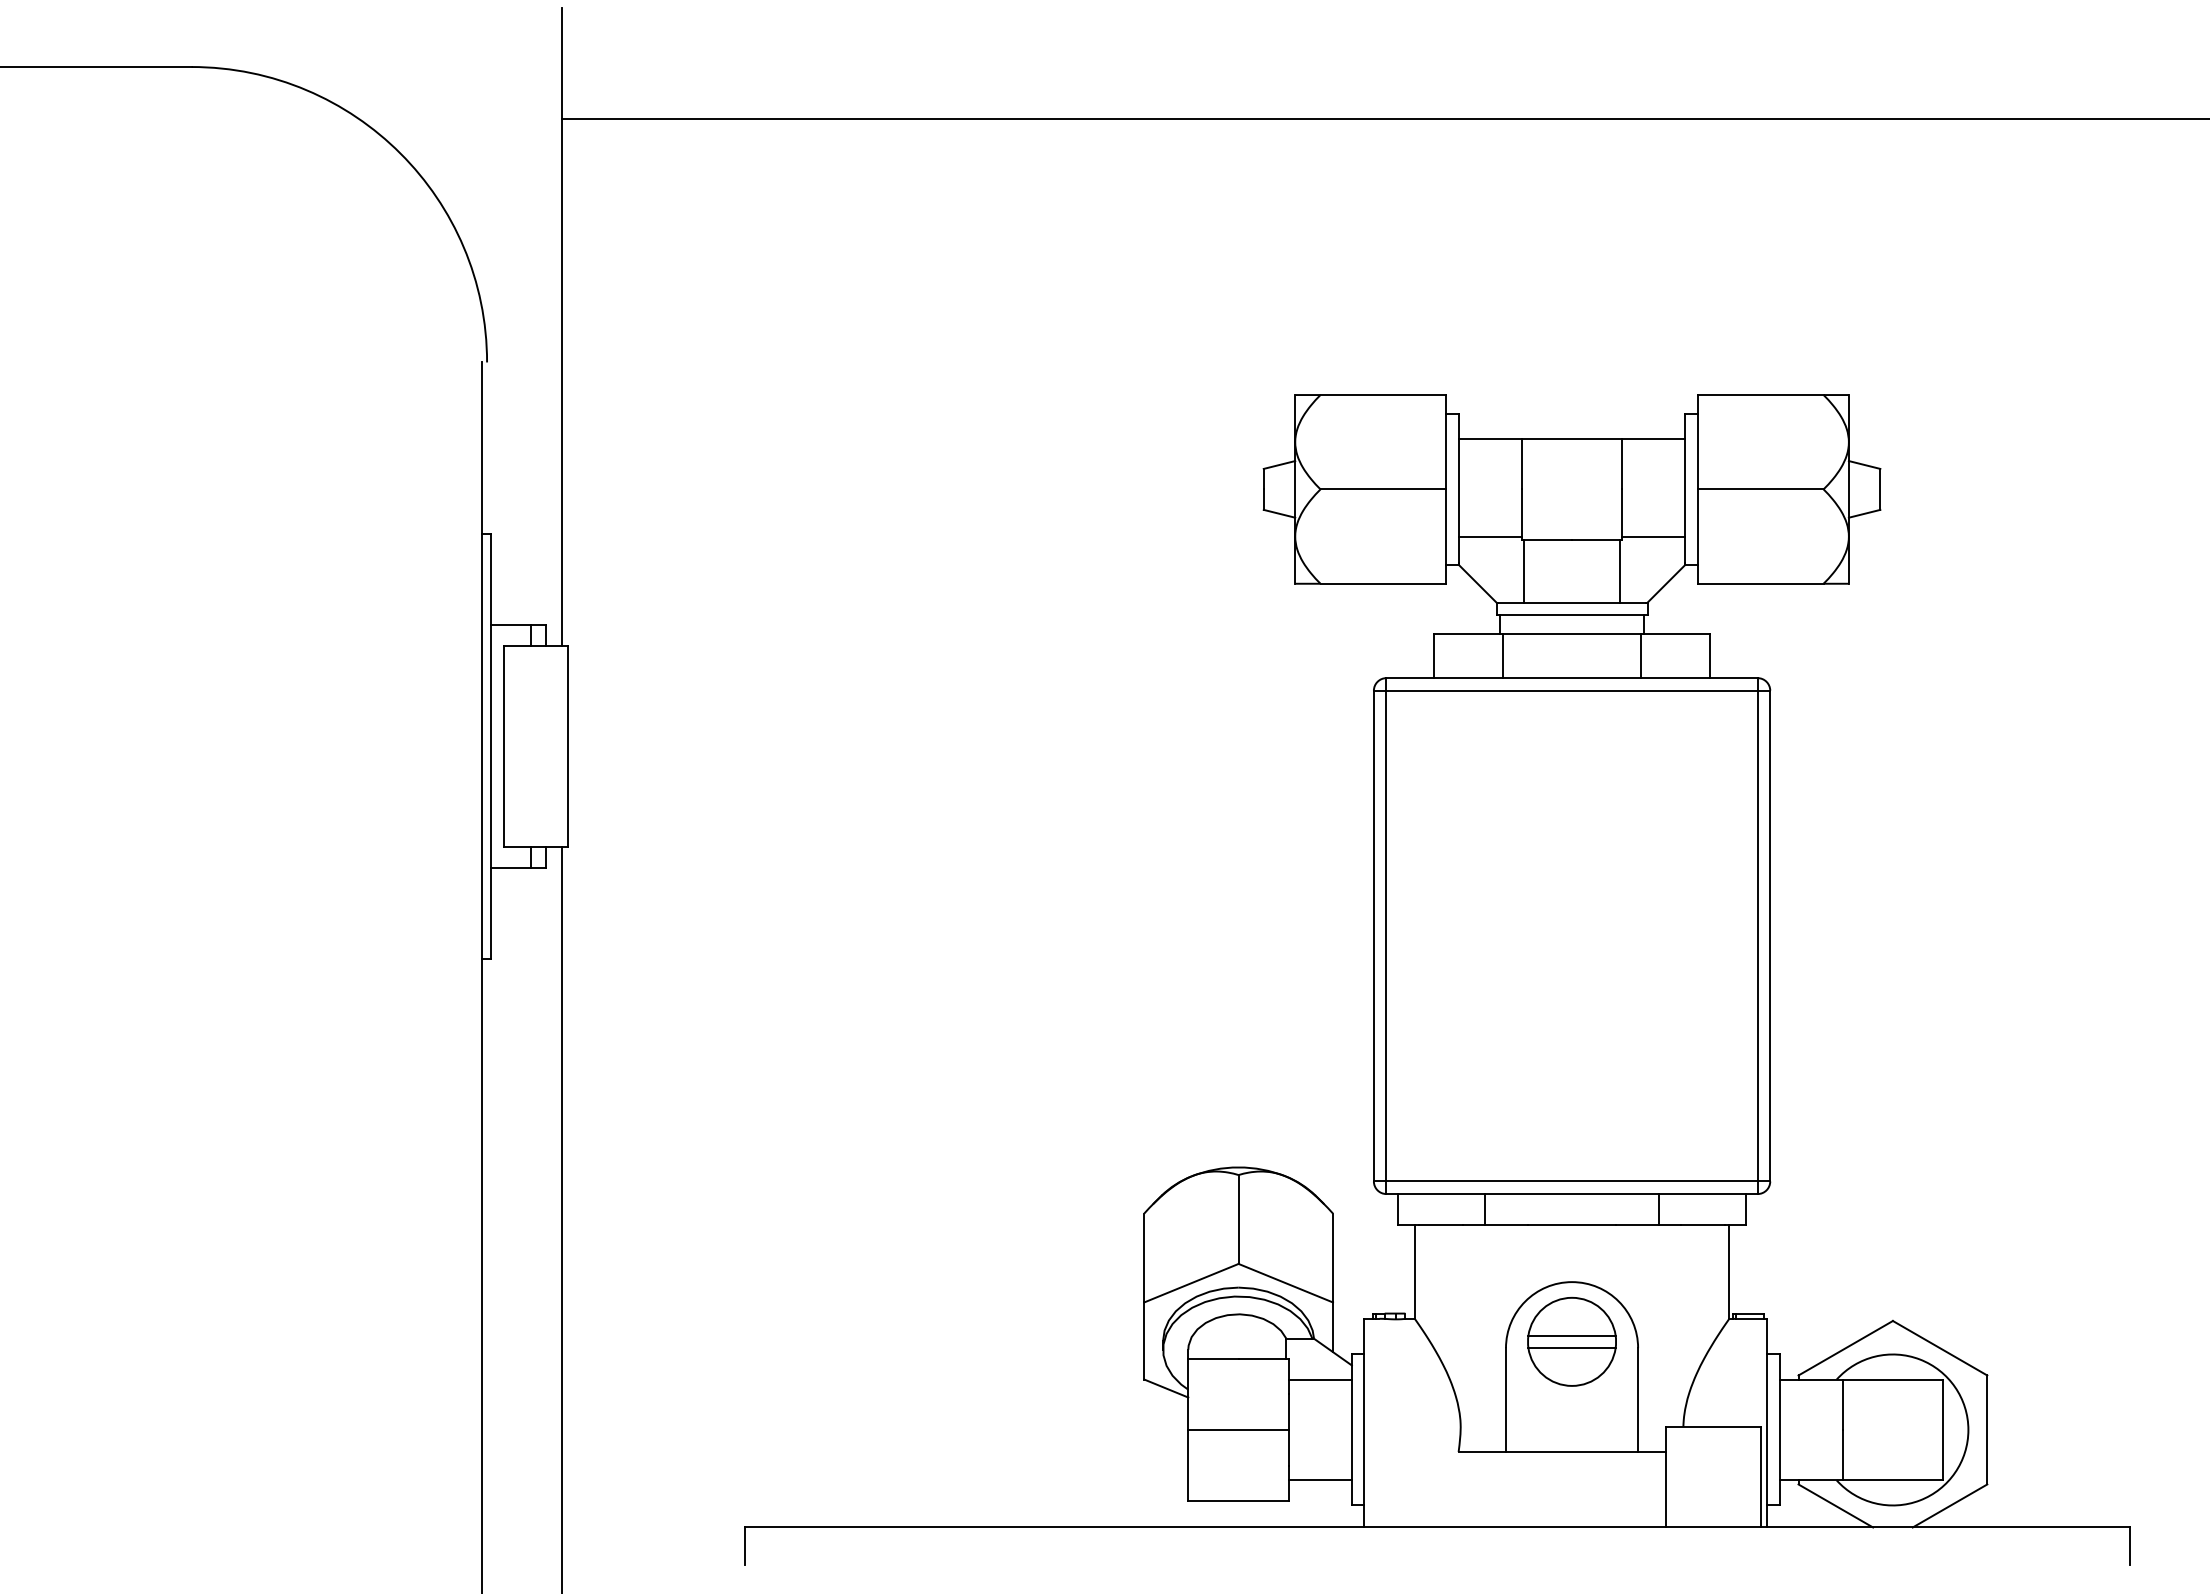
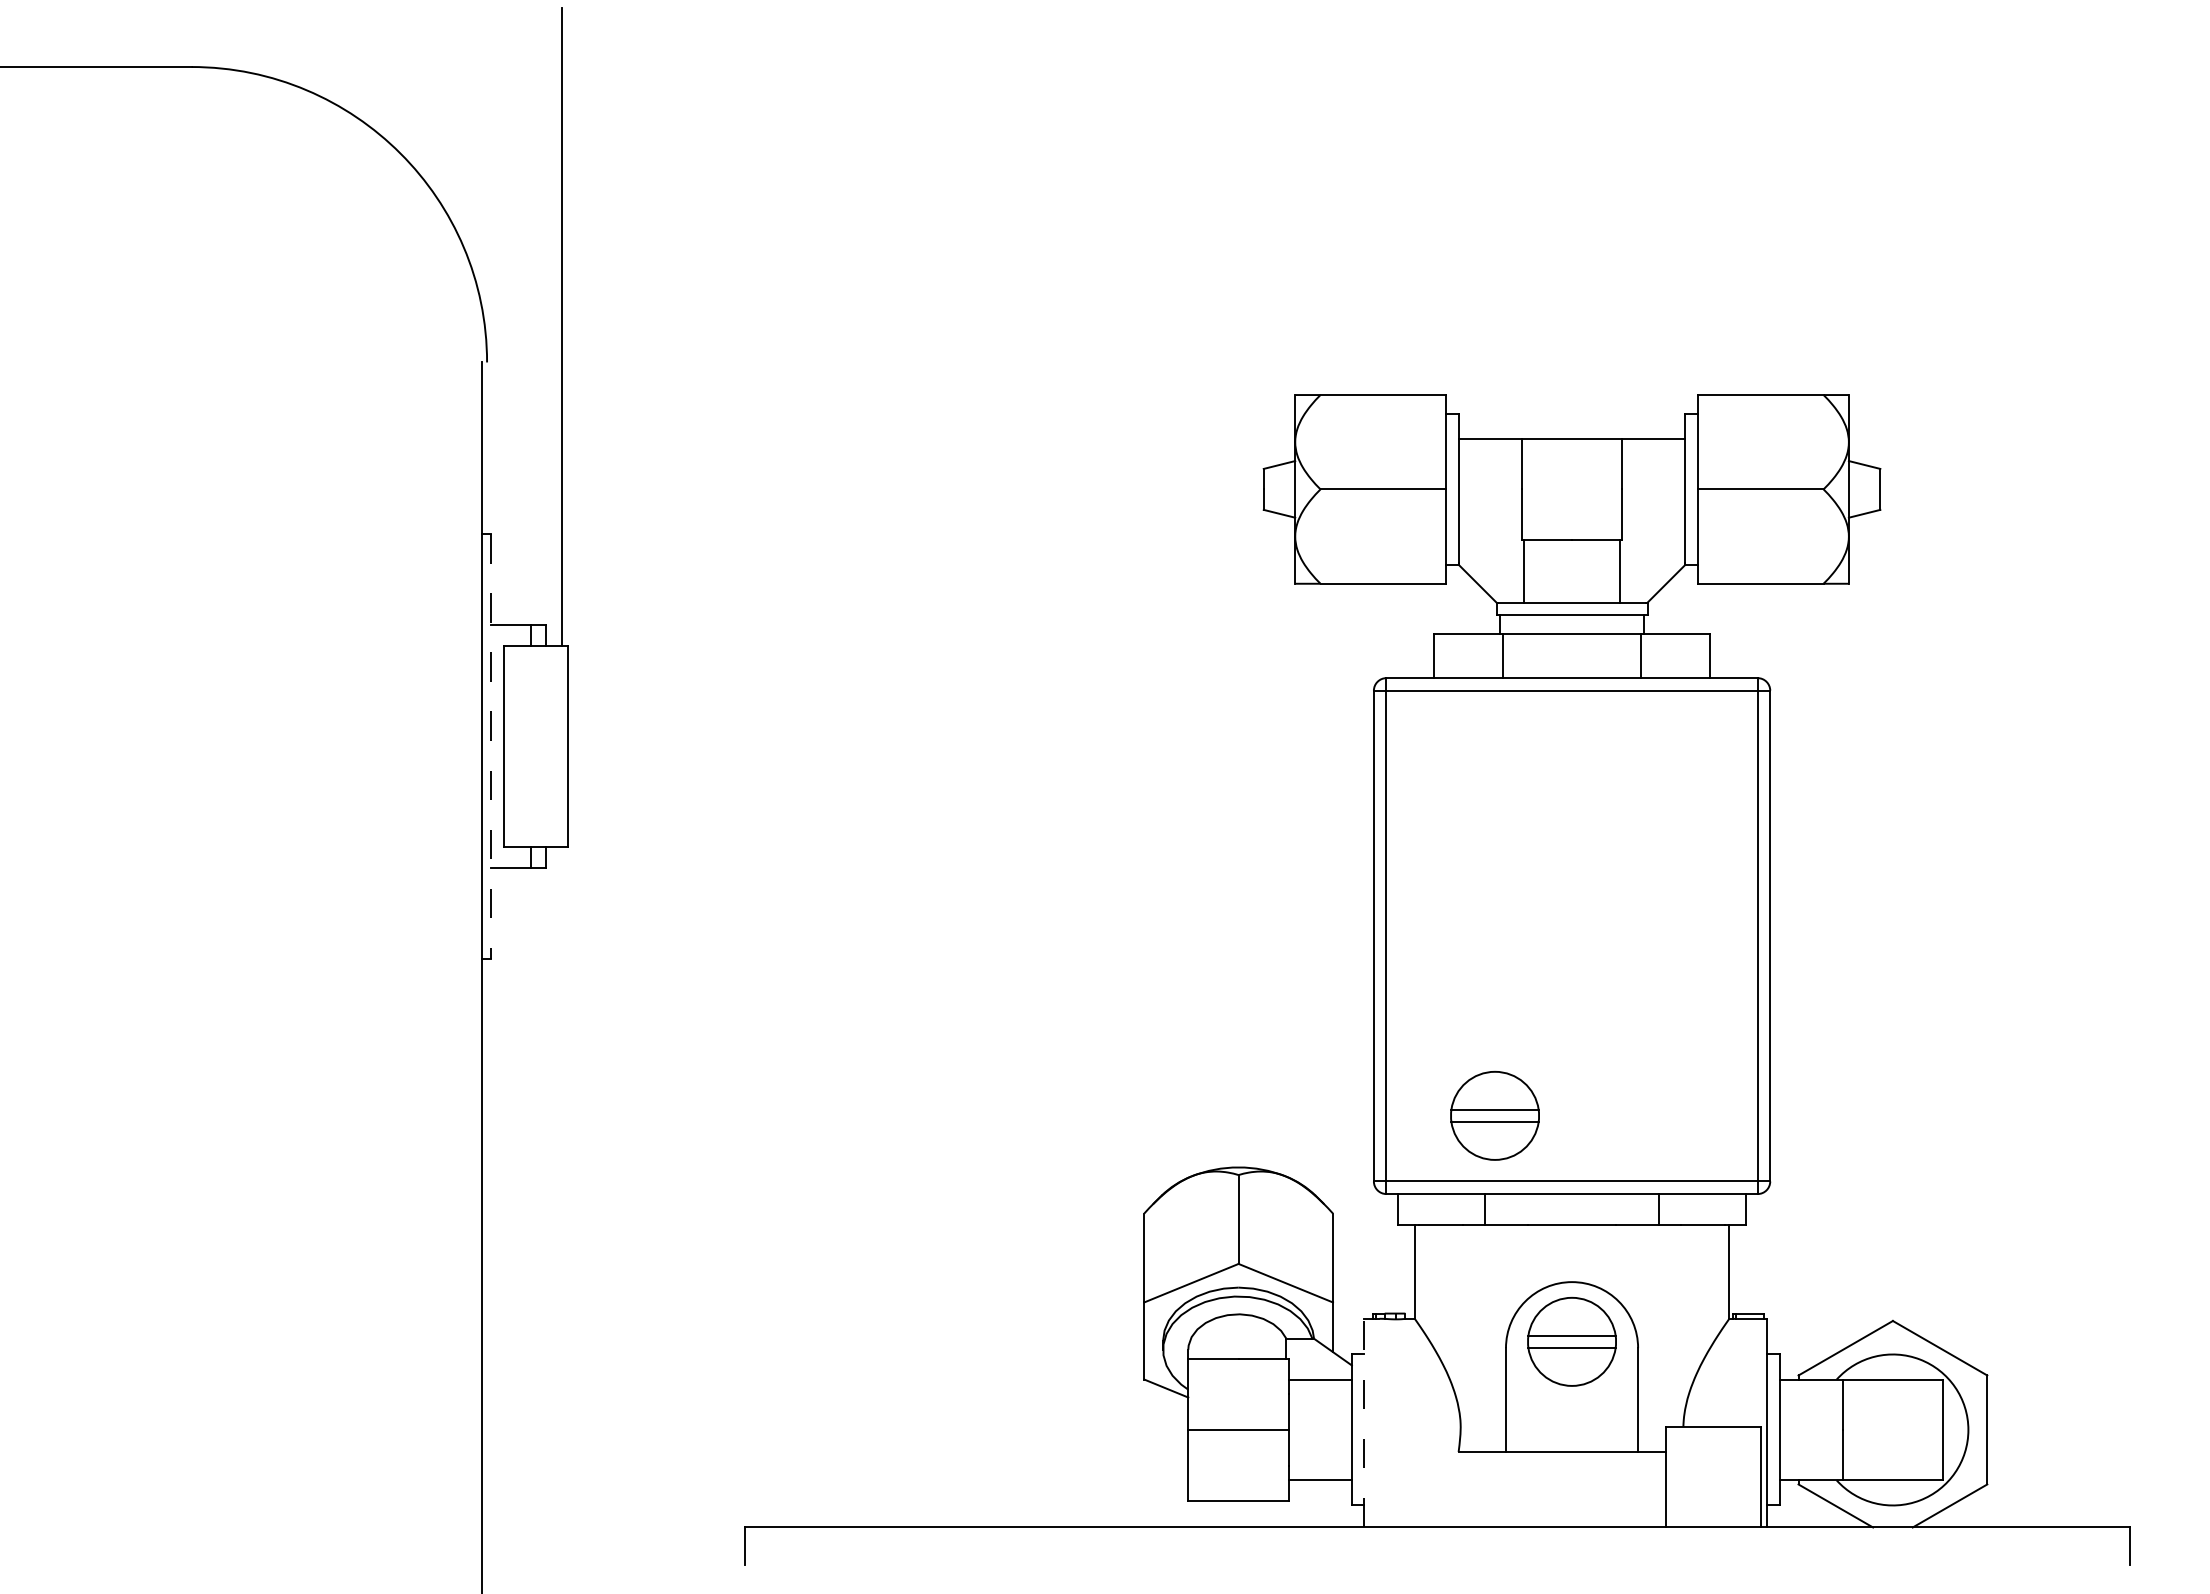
line: present -> none (1383, 118)
line: present -> none (1489, 537)
line: present -> none (1653, 537)
line: solid -> dashed (491, 747)
part: none -> present (1494, 1115)
line: present -> none (561, 1218)
line: solid -> dashed (1364, 1422)
